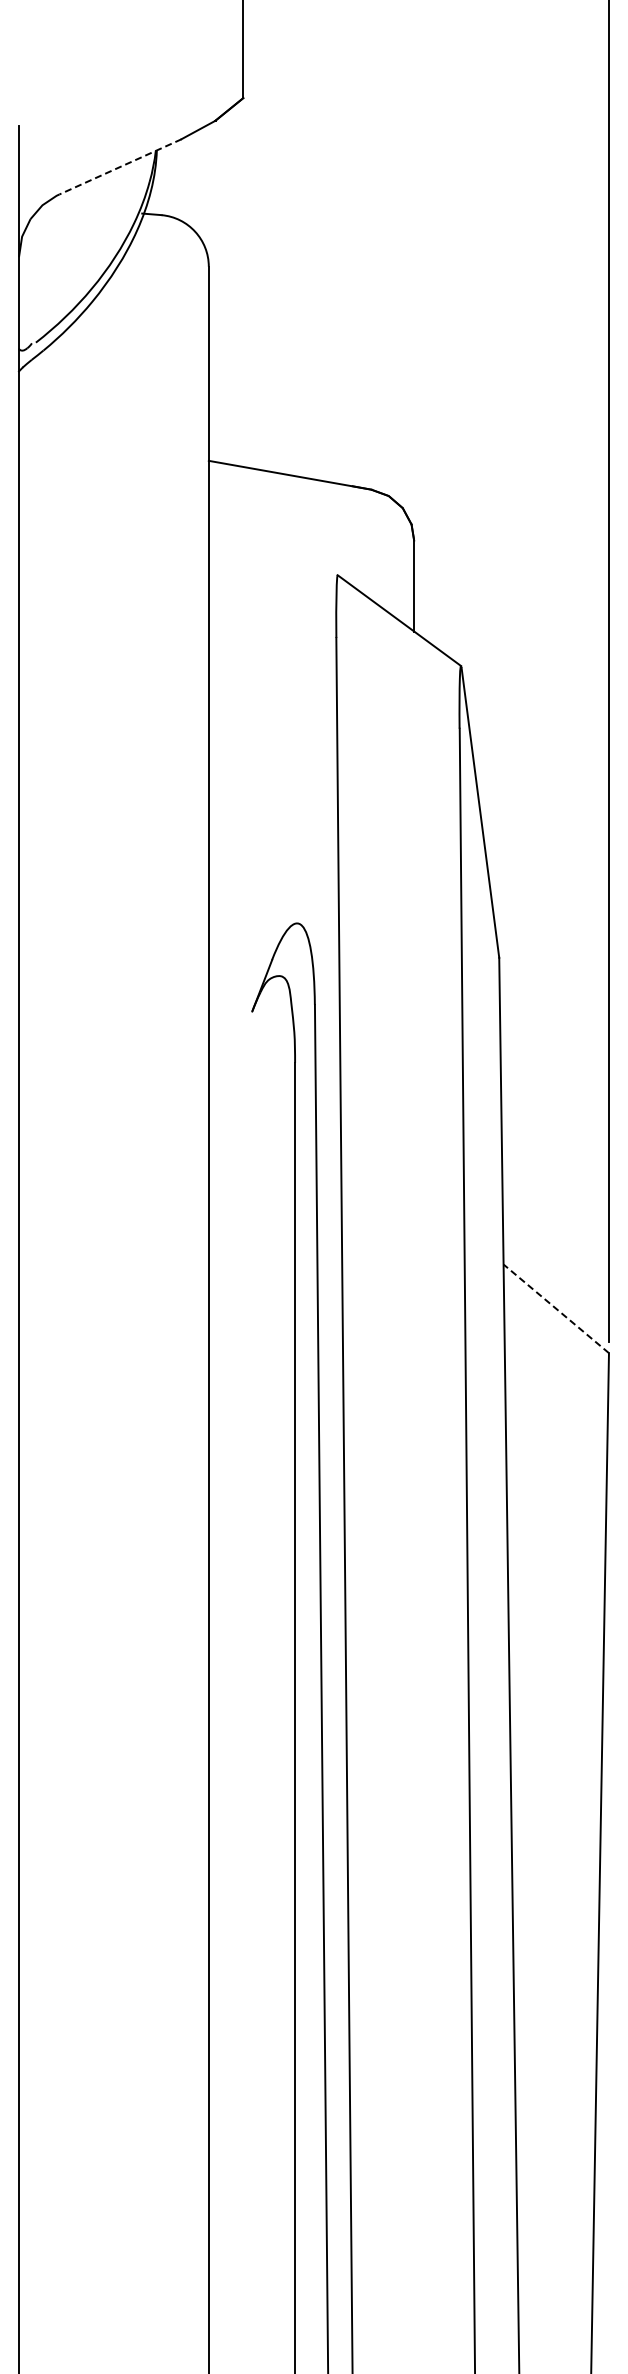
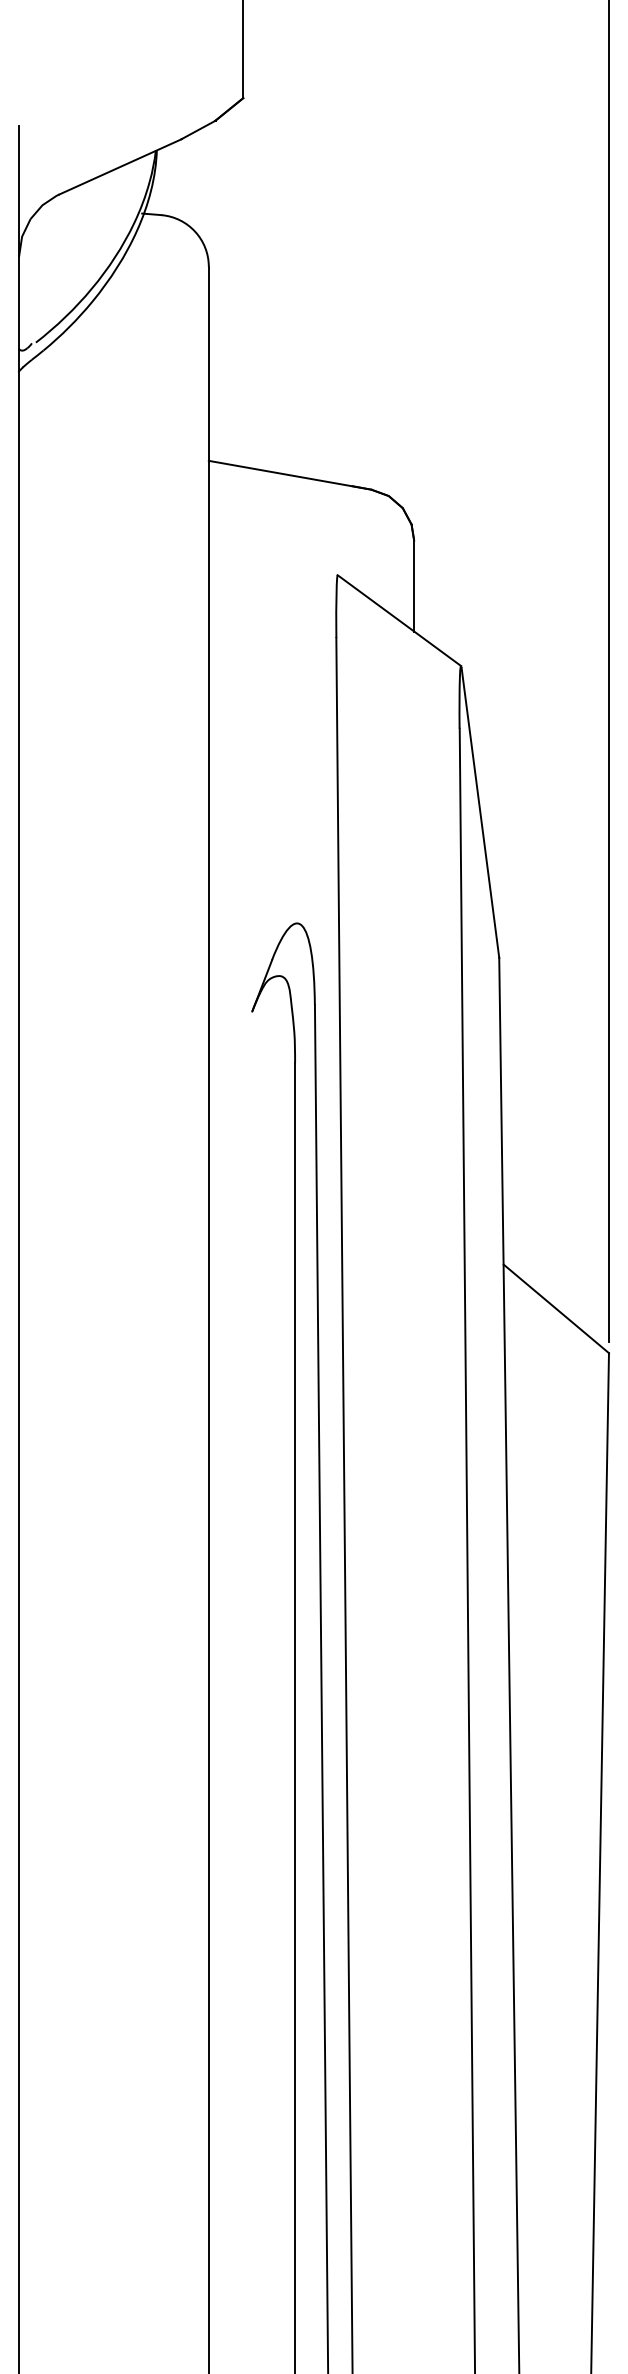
line: dashed -> solid (120, 167)
line: dashed -> solid (556, 1308)
